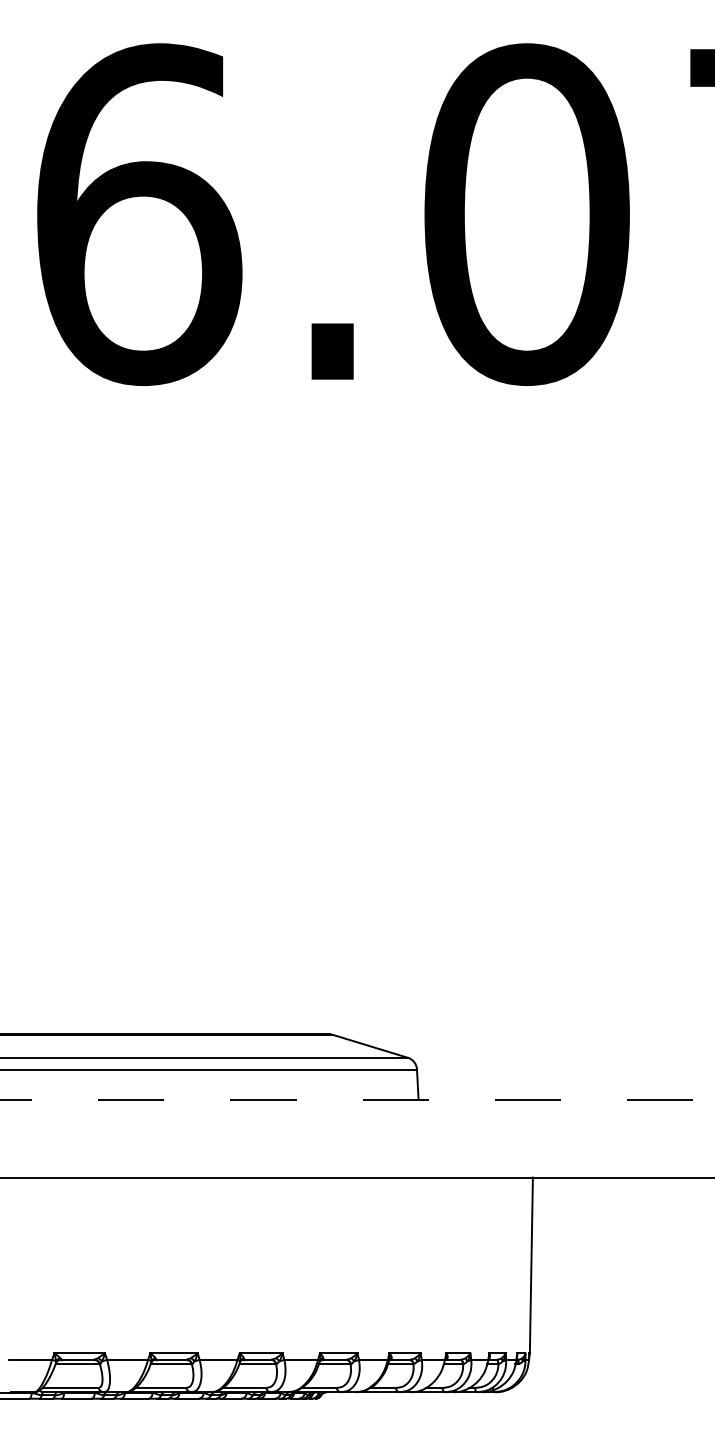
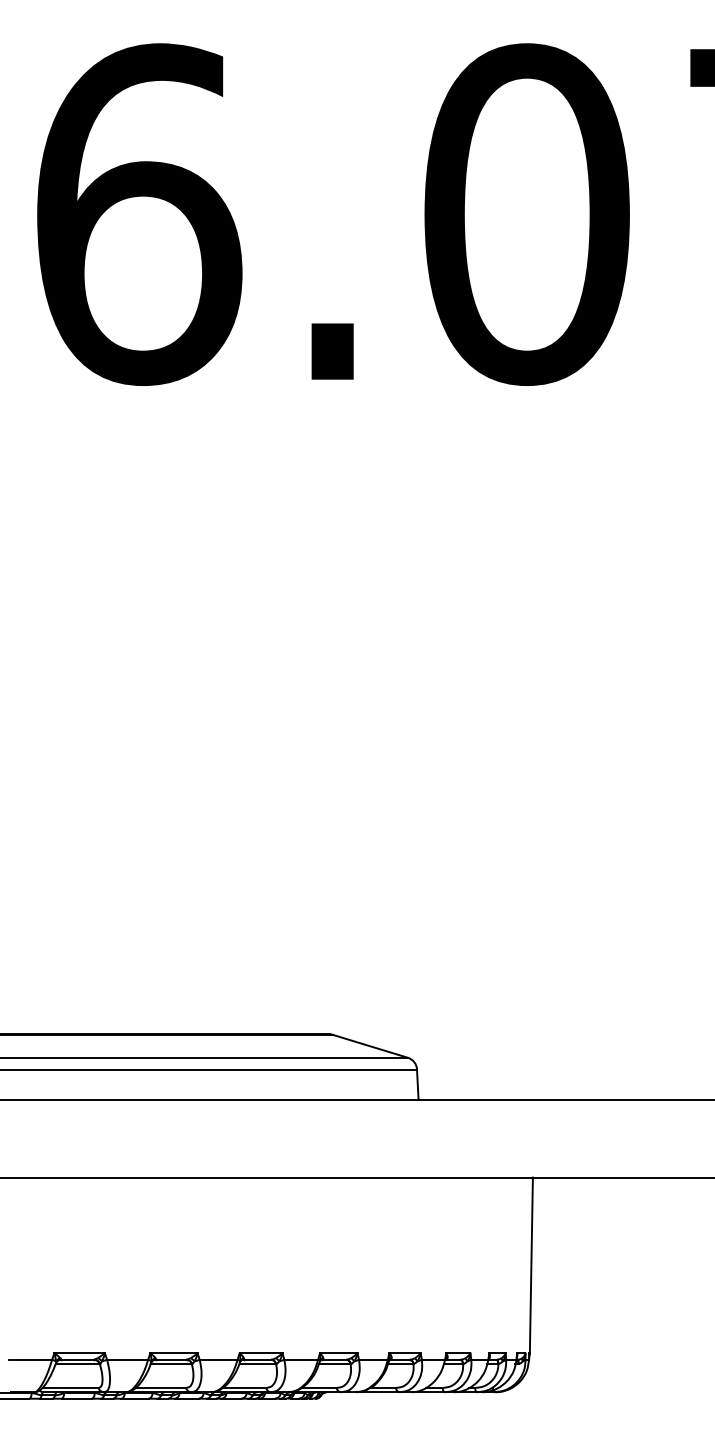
line: dashed -> solid (357, 1099)
